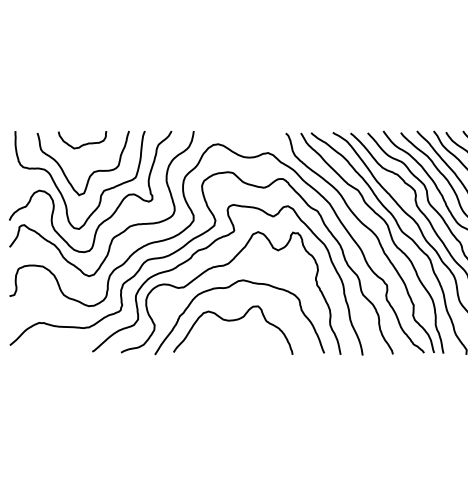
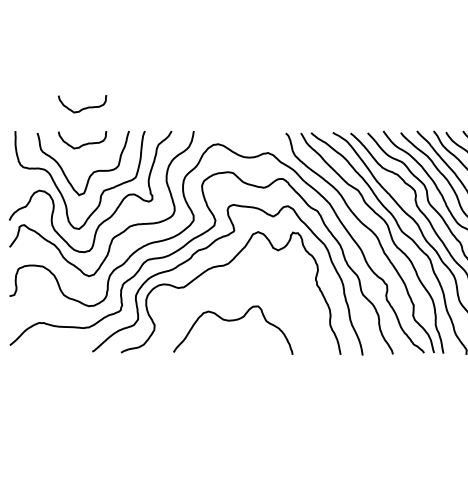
curve: none -> present (84, 107)
curve: present -> none (228, 288)
